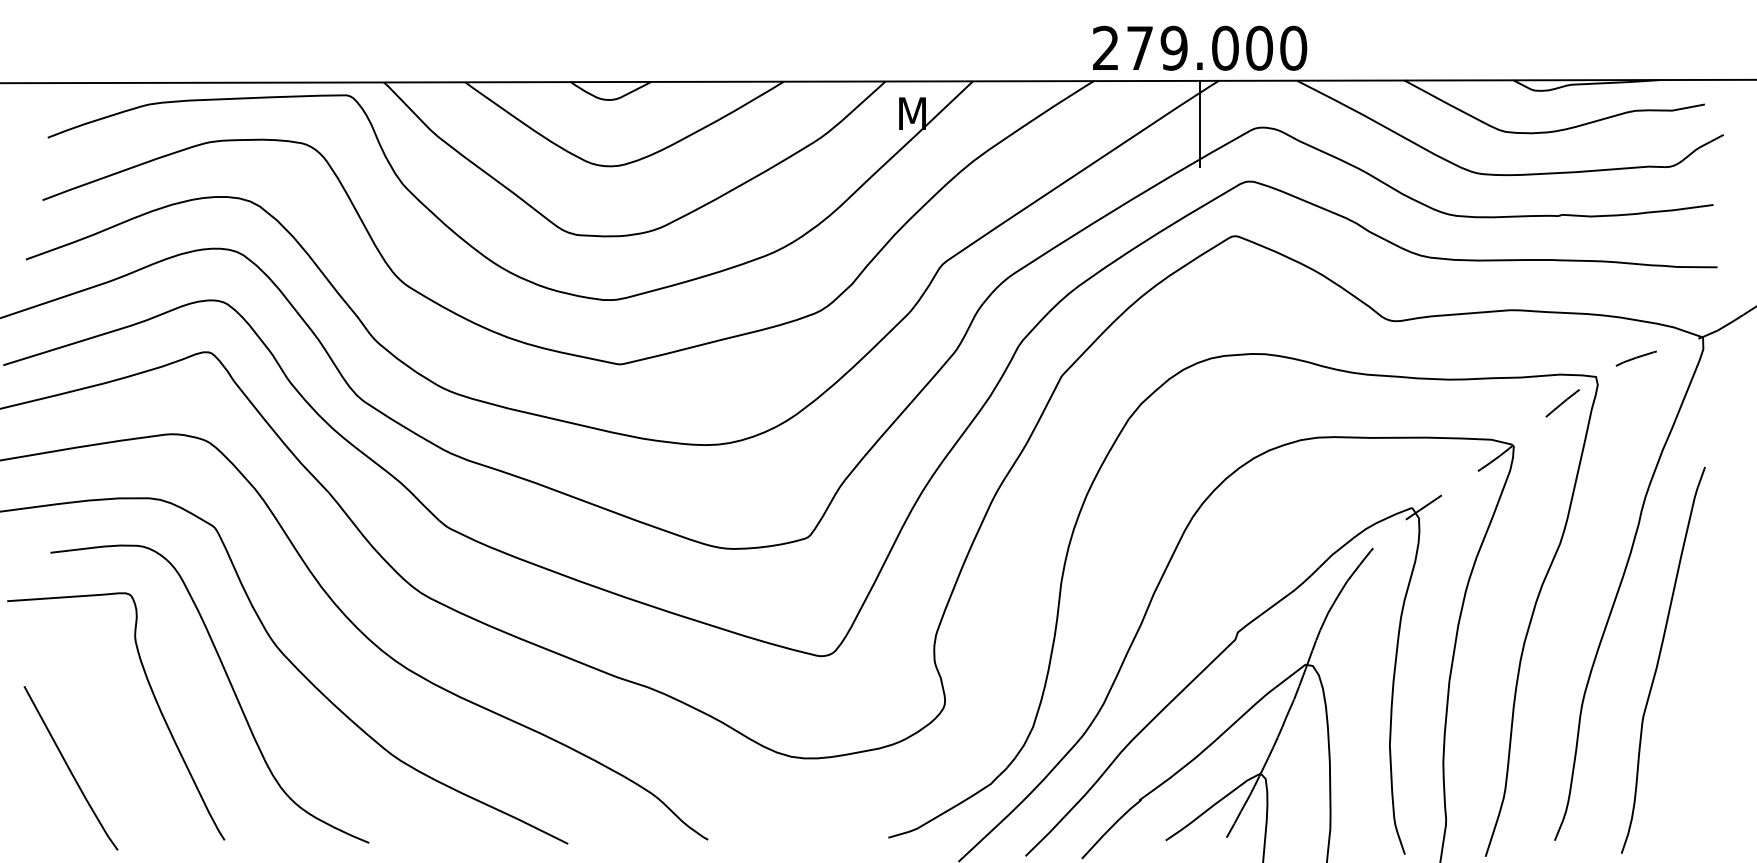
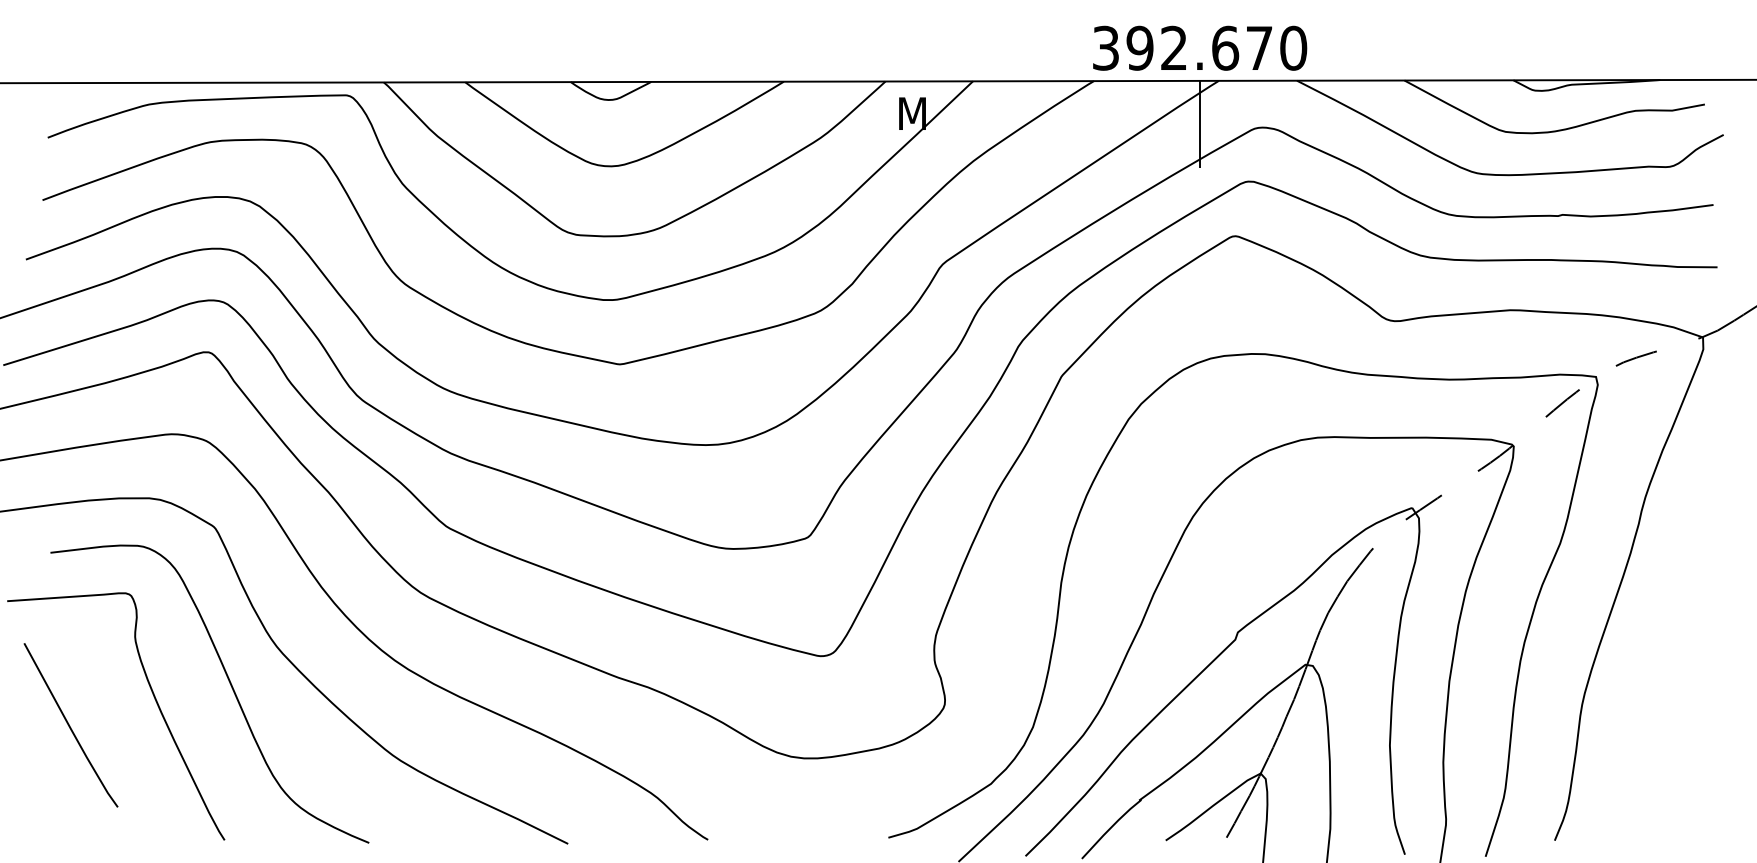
text: 279.000 -> 392.670 (1183, 47)
curve: present -> none (1659, 659)
line position: (70, 768) -> (70, 725) (70, 725)
